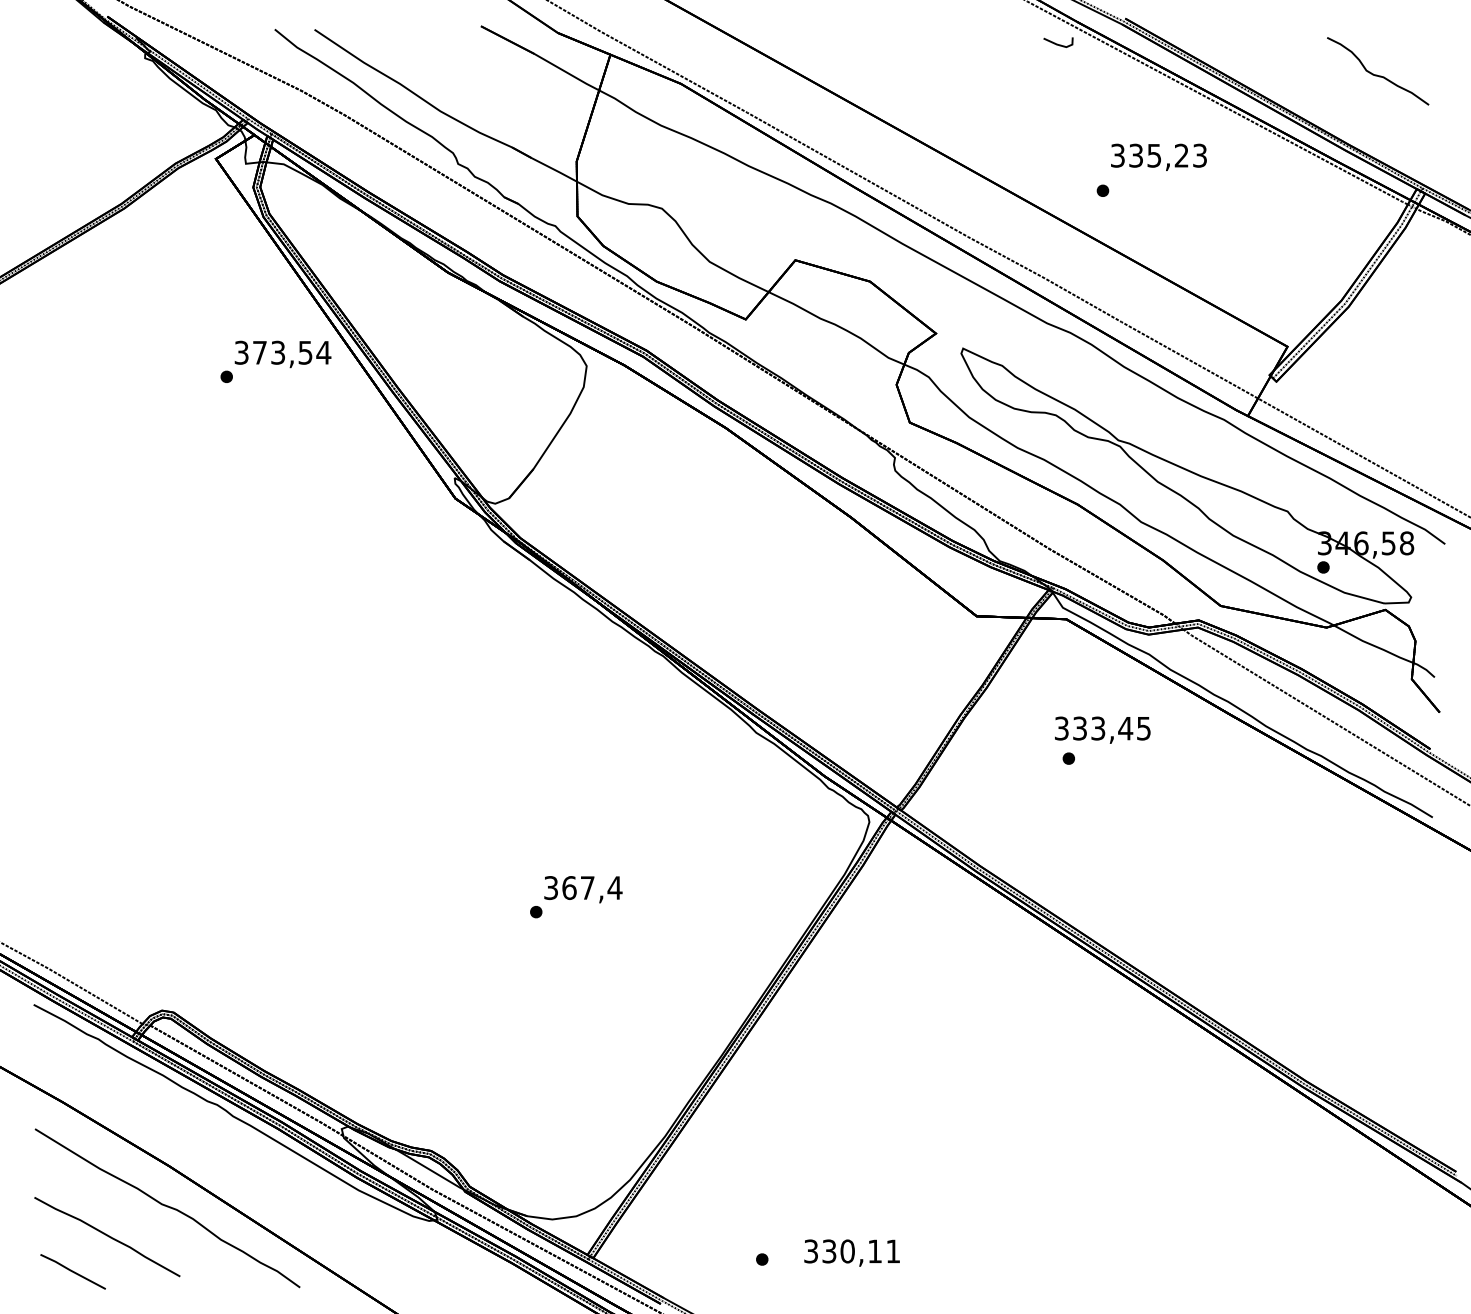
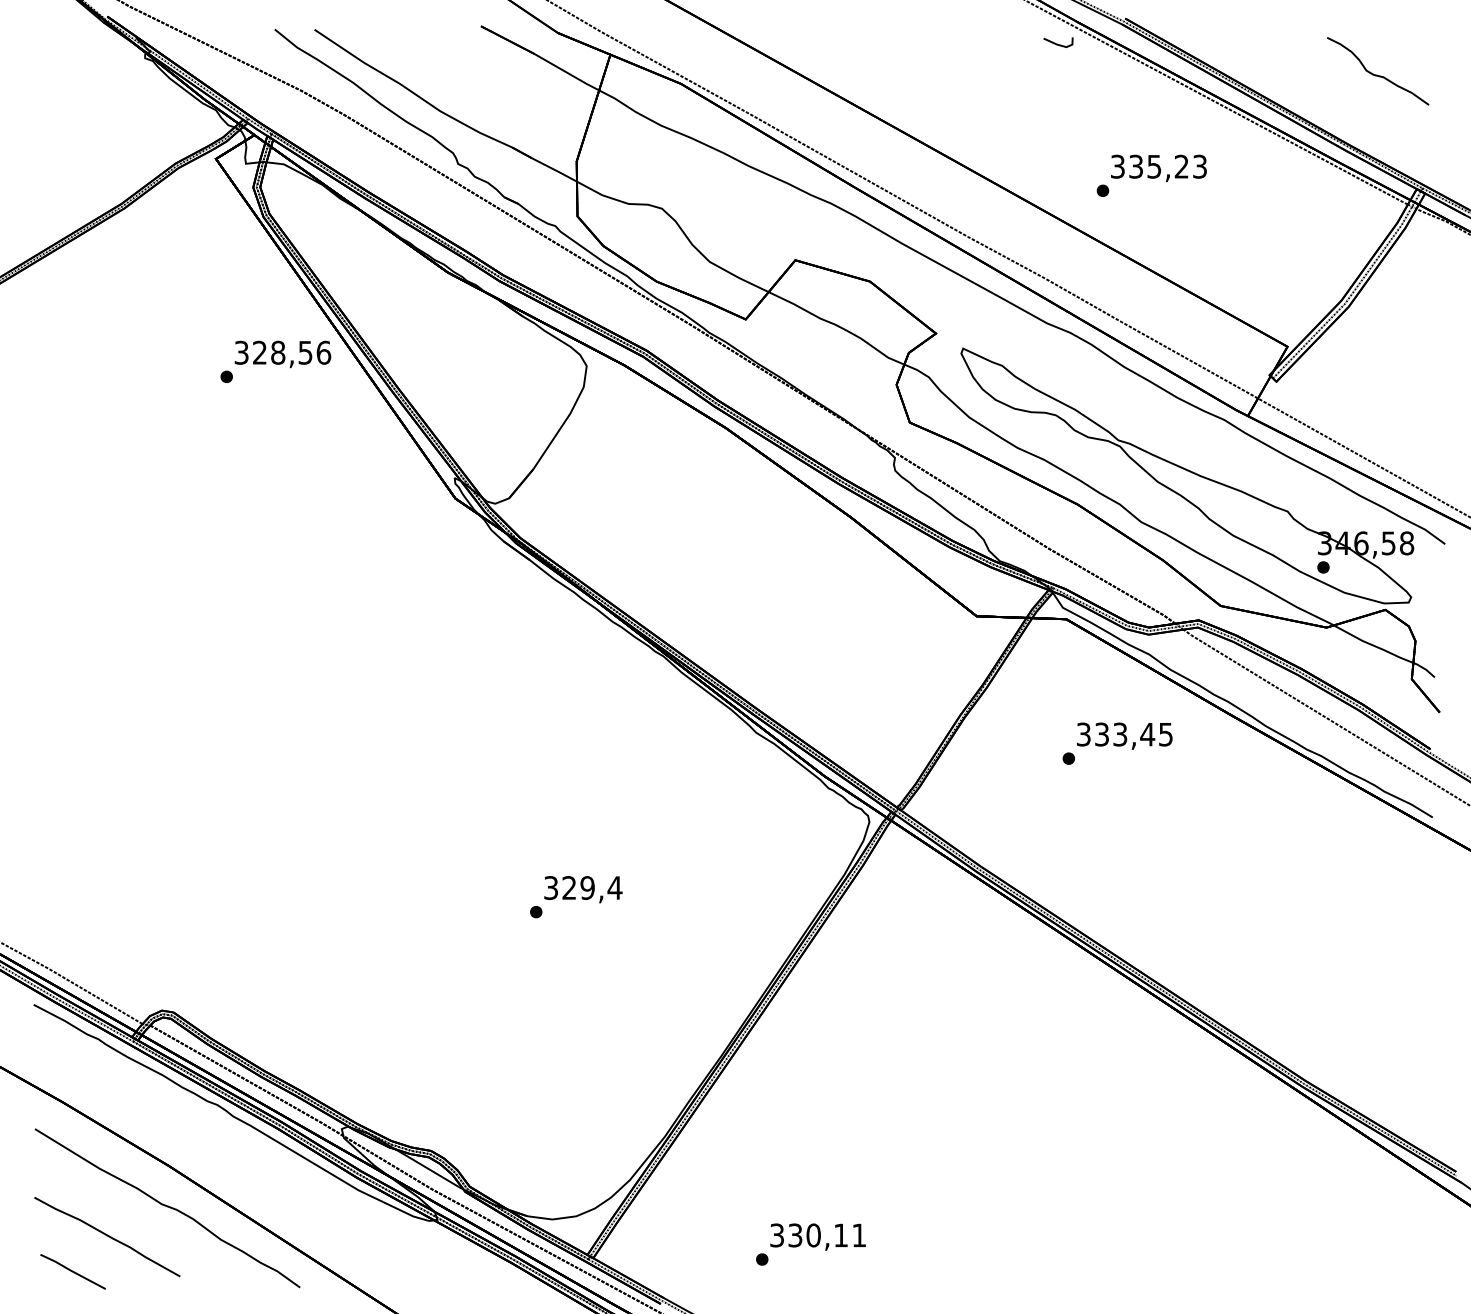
text position: (1158, 156) -> (1158, 167) (1158, 167)
text: 373,54 -> 328,56 (292, 352)
text position: (1102, 729) -> (1124, 735) (1124, 735)
text: 367,4 -> 329,4 (578, 887)
text position: (851, 1252) -> (817, 1236) (817, 1236)
